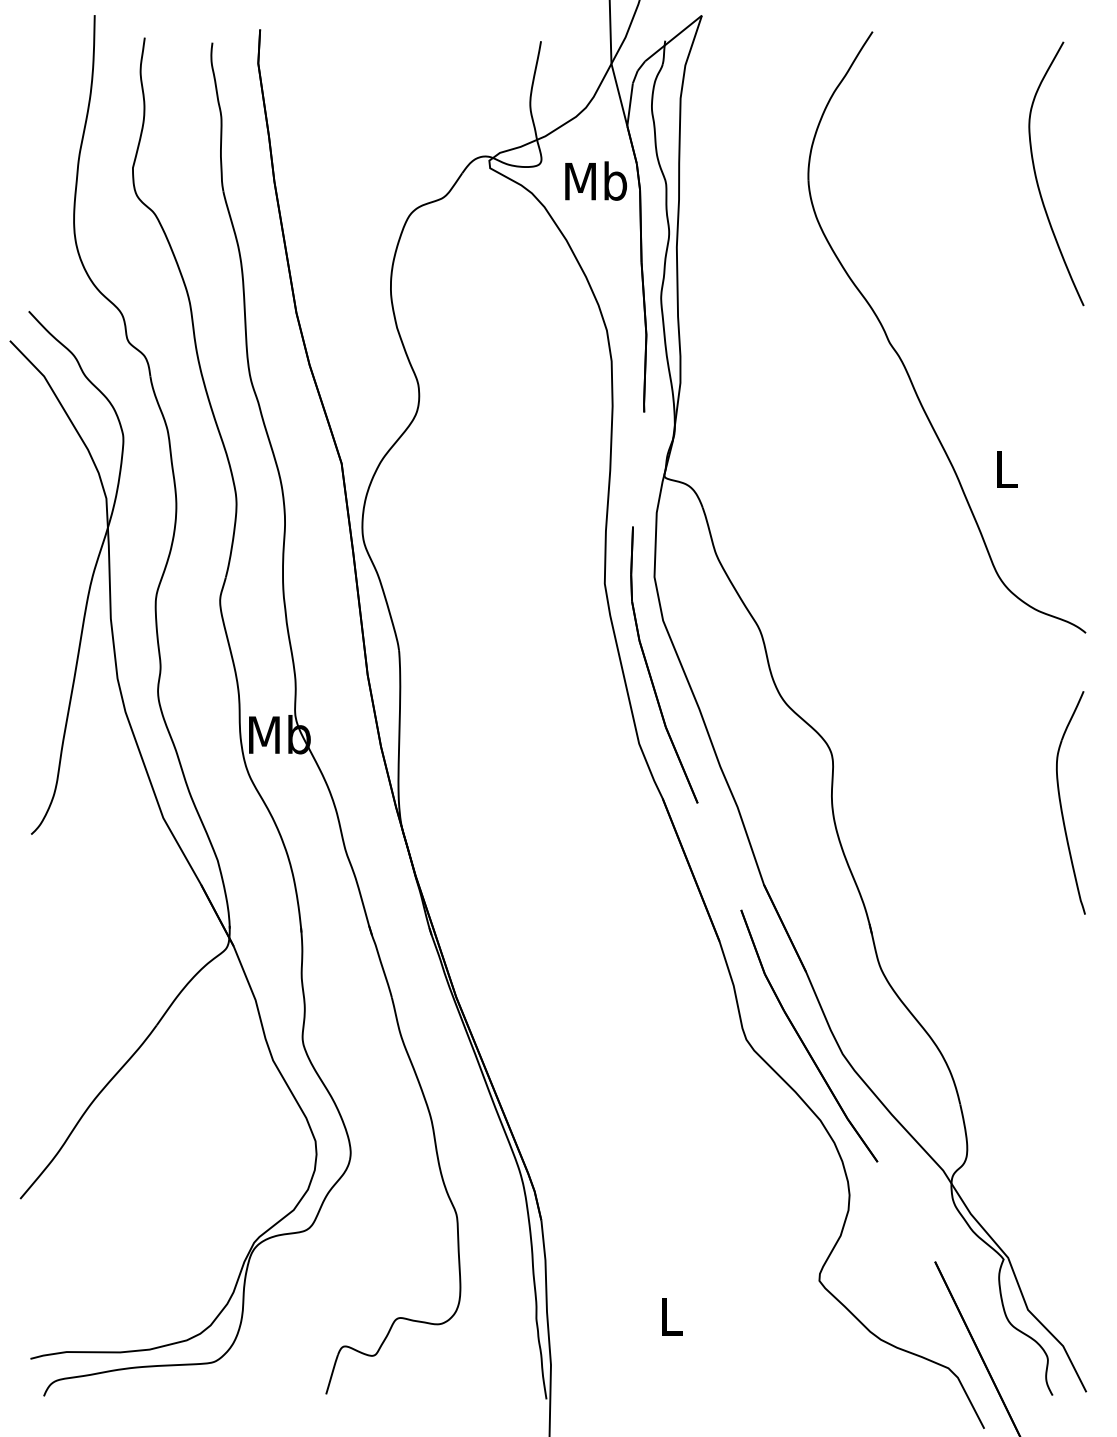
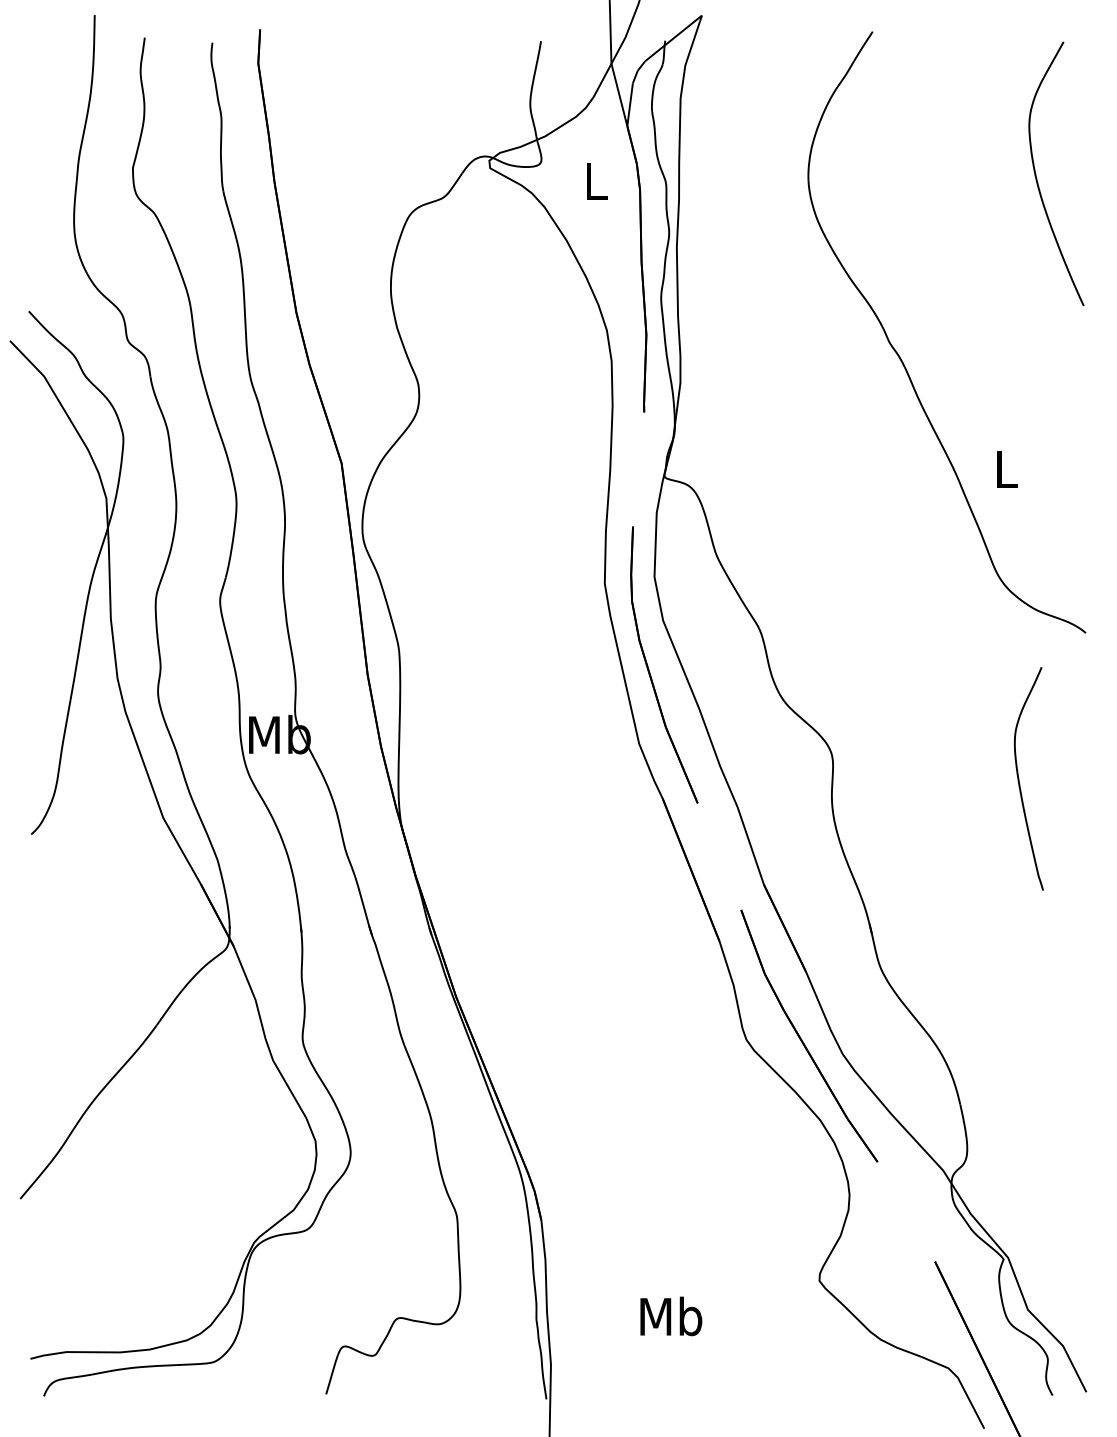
text: Mb -> L (596, 180)
part position: (1061, 802) -> (1019, 778) (1019, 778)
text: L -> Mb (671, 1316)
